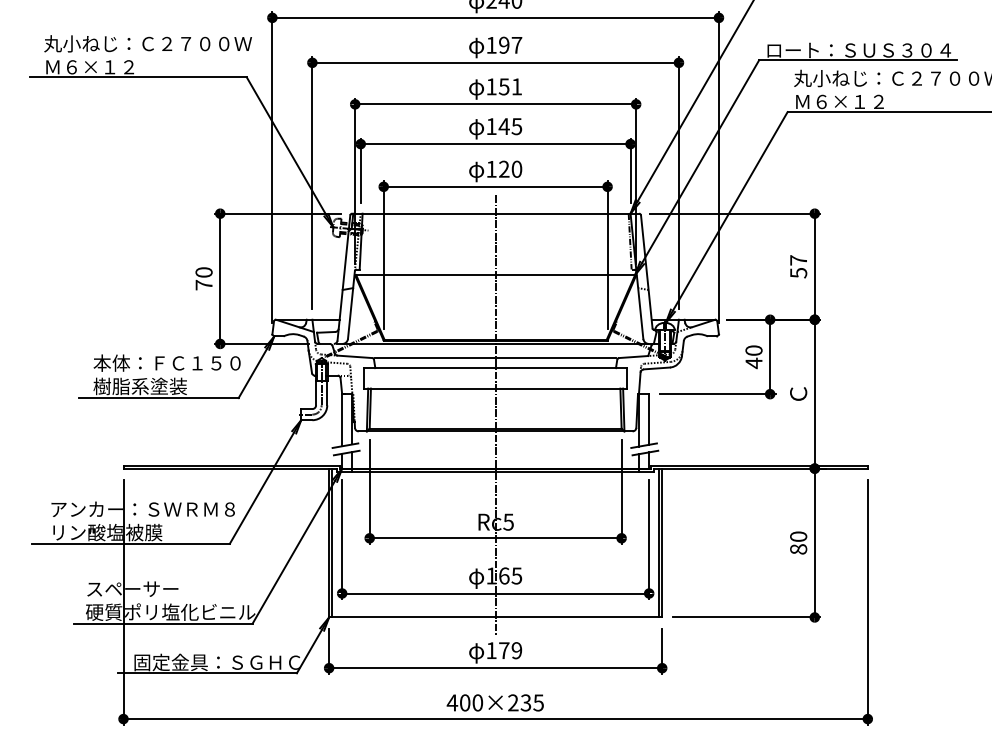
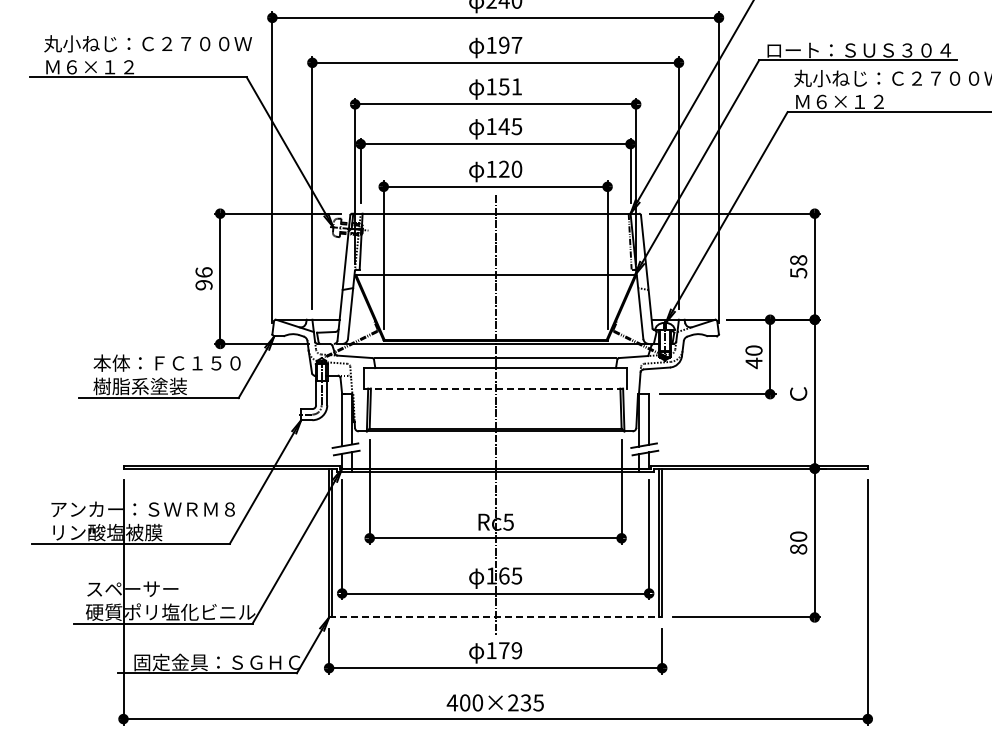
text: 57 -> 58 (798, 260)
text: 70 -> 96 (203, 278)
line: solid -> dashed (496, 388)
line: solid -> dashed (495, 617)
